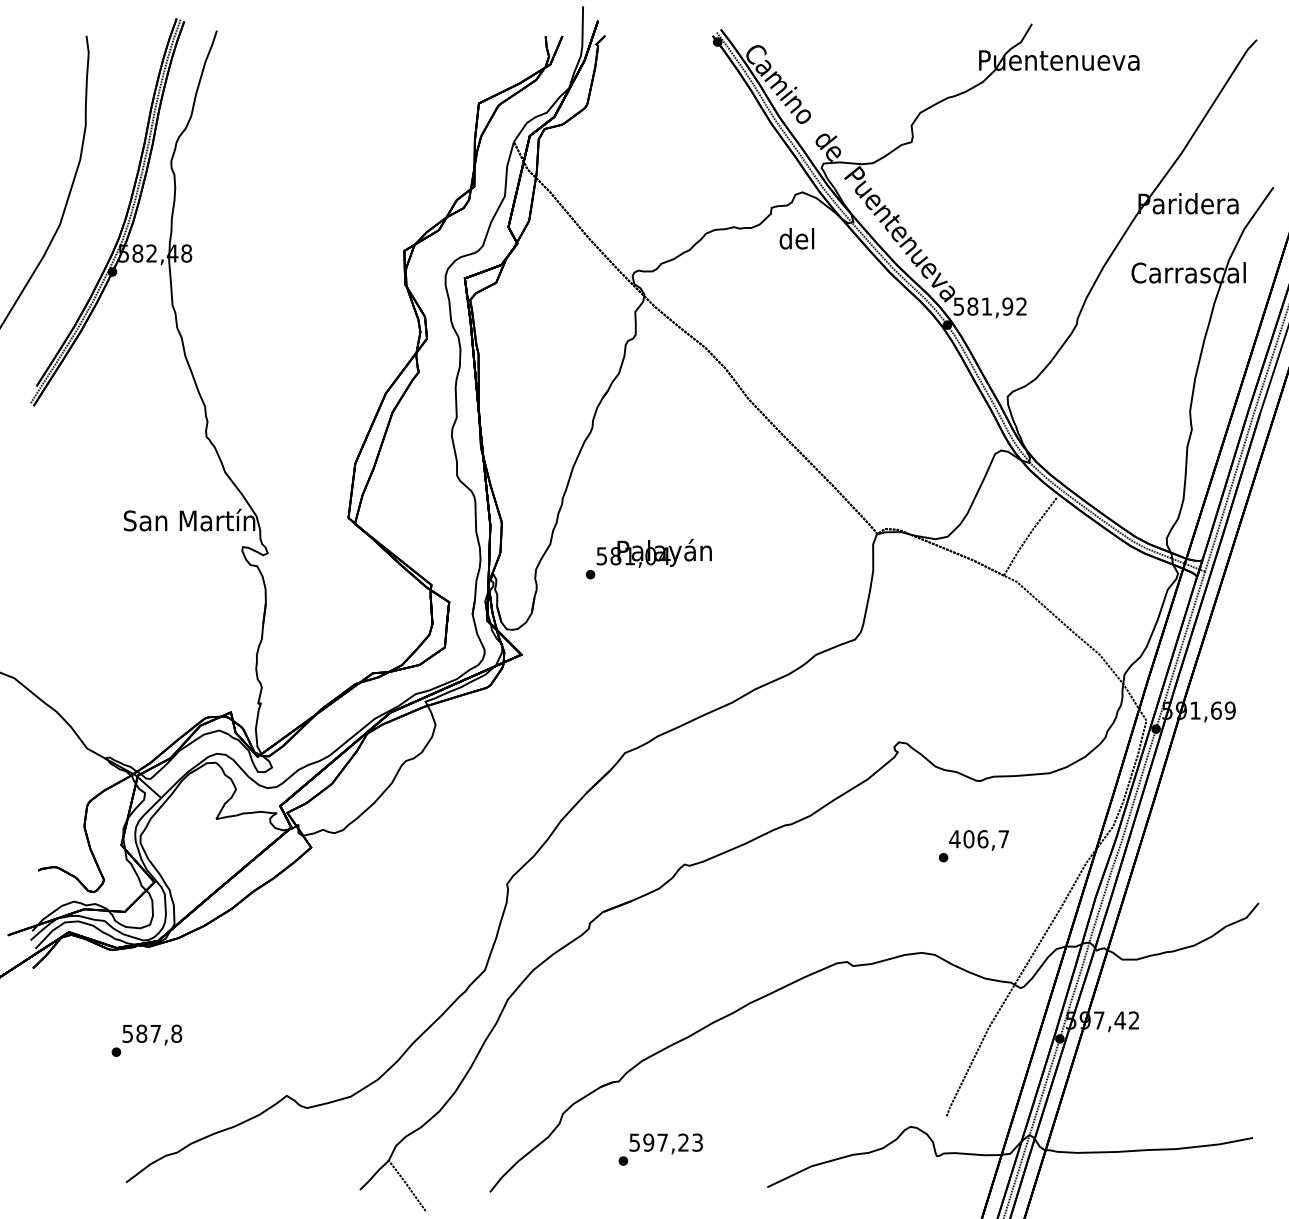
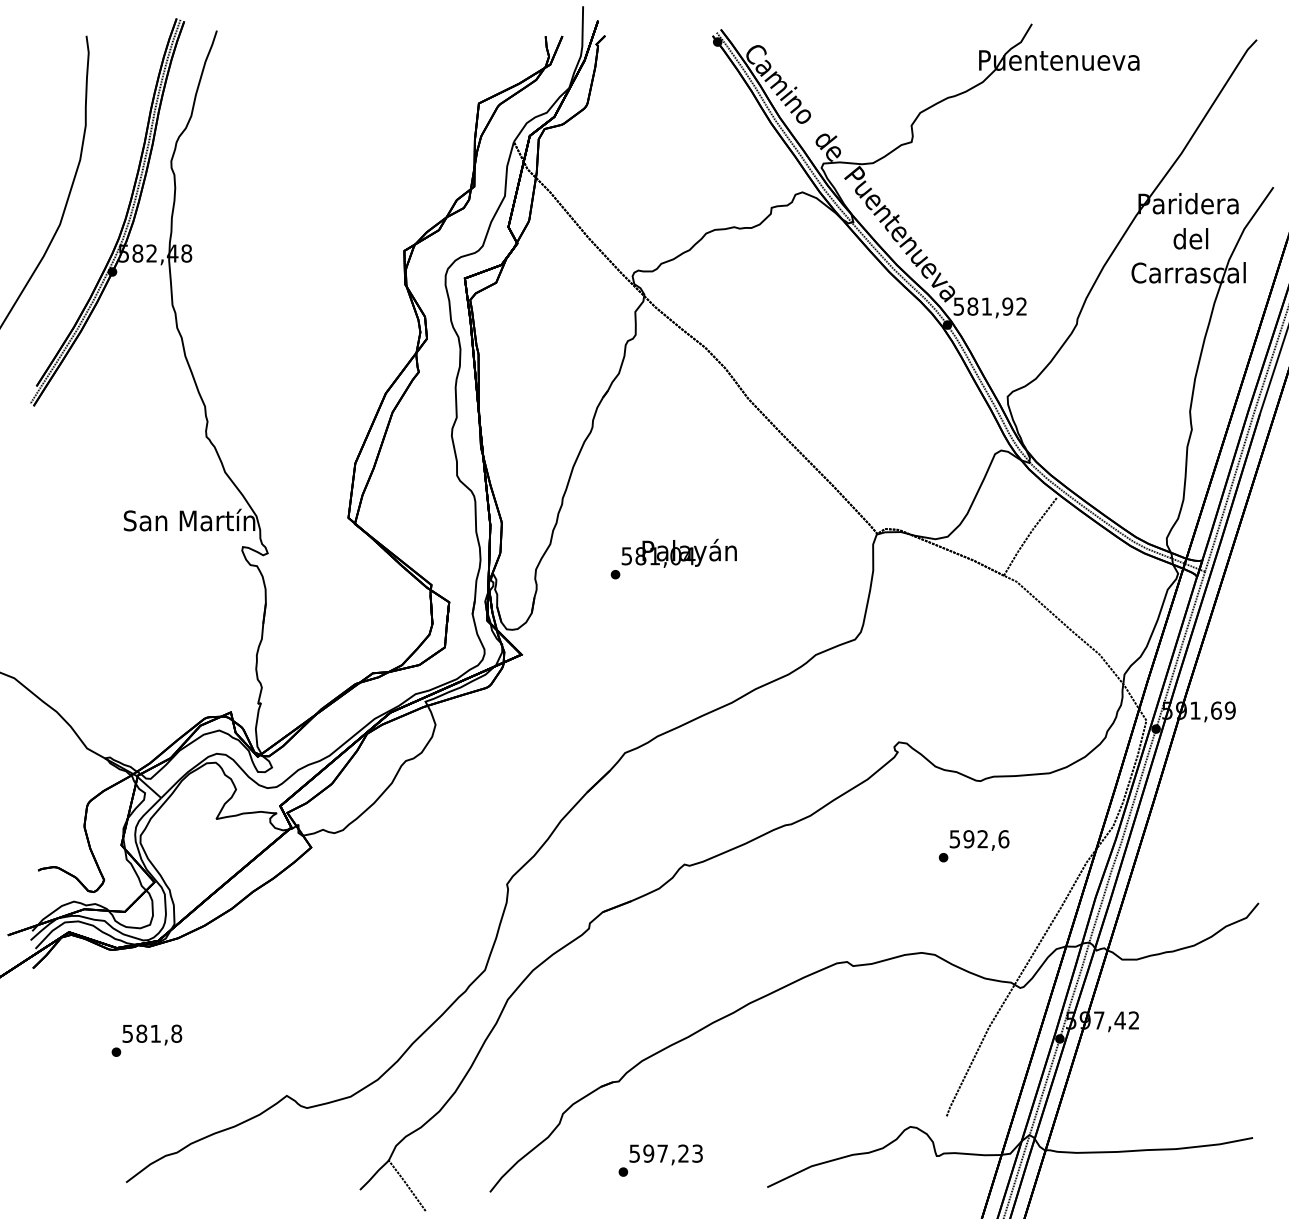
text position: (796, 238) -> (1190, 238) (1190, 238)
text position: (648, 558) -> (673, 558) (673, 558)
text: 406,7 -> 592,6 (979, 839)
text: 587,8 -> 581,8 (155, 1033)
text position: (660, 1149) -> (660, 1160) (660, 1160)
